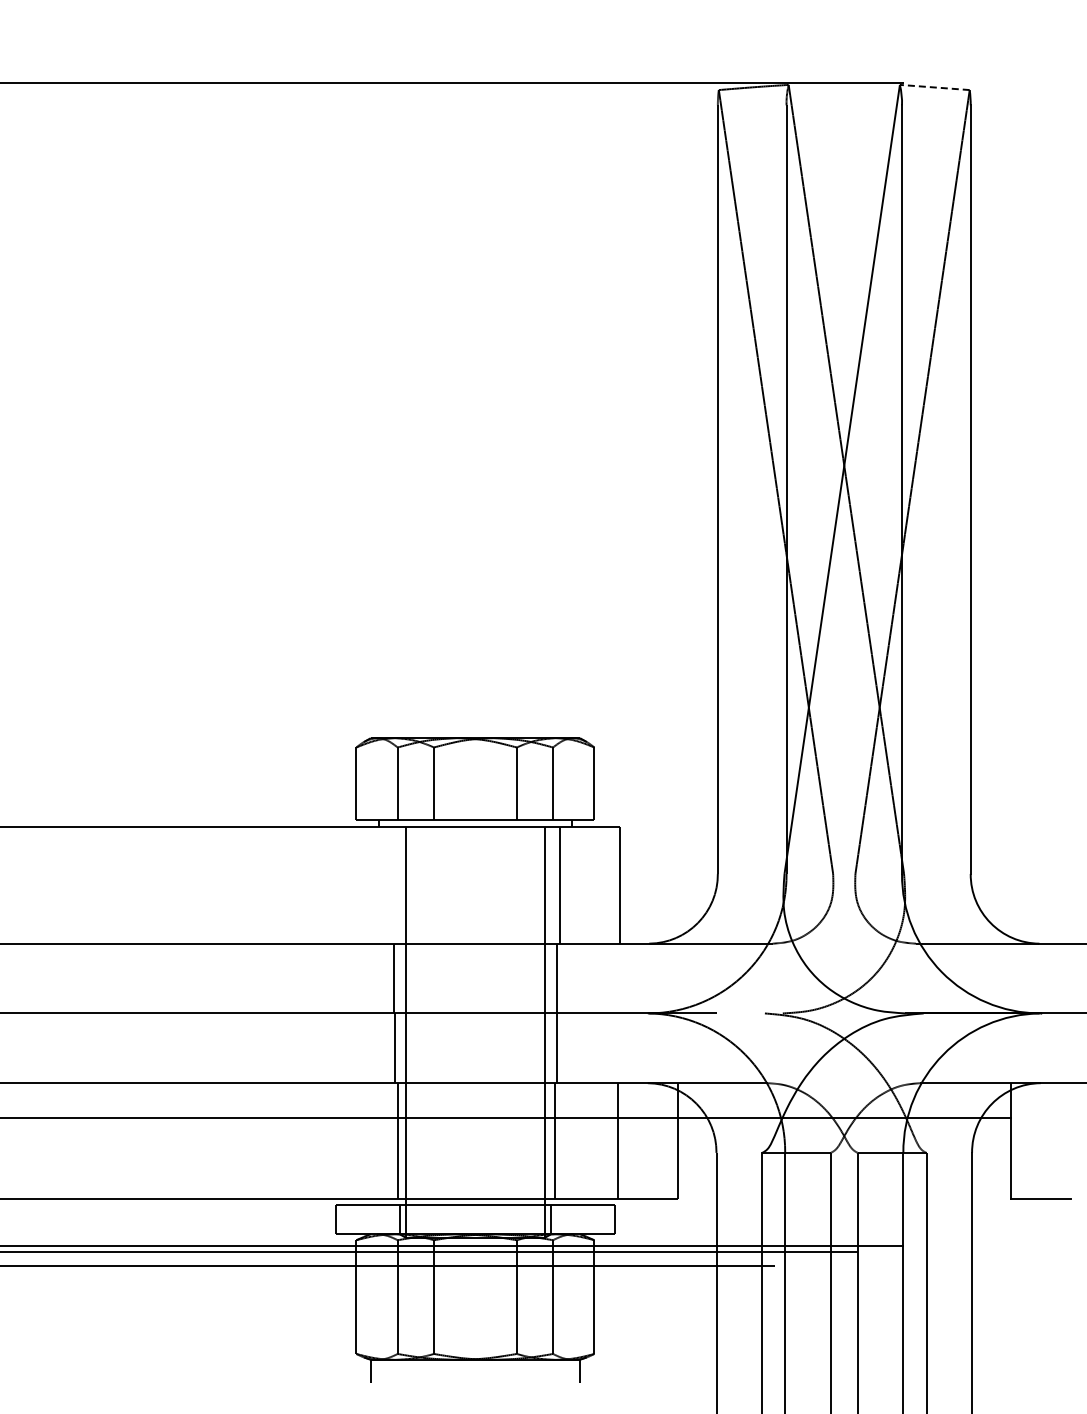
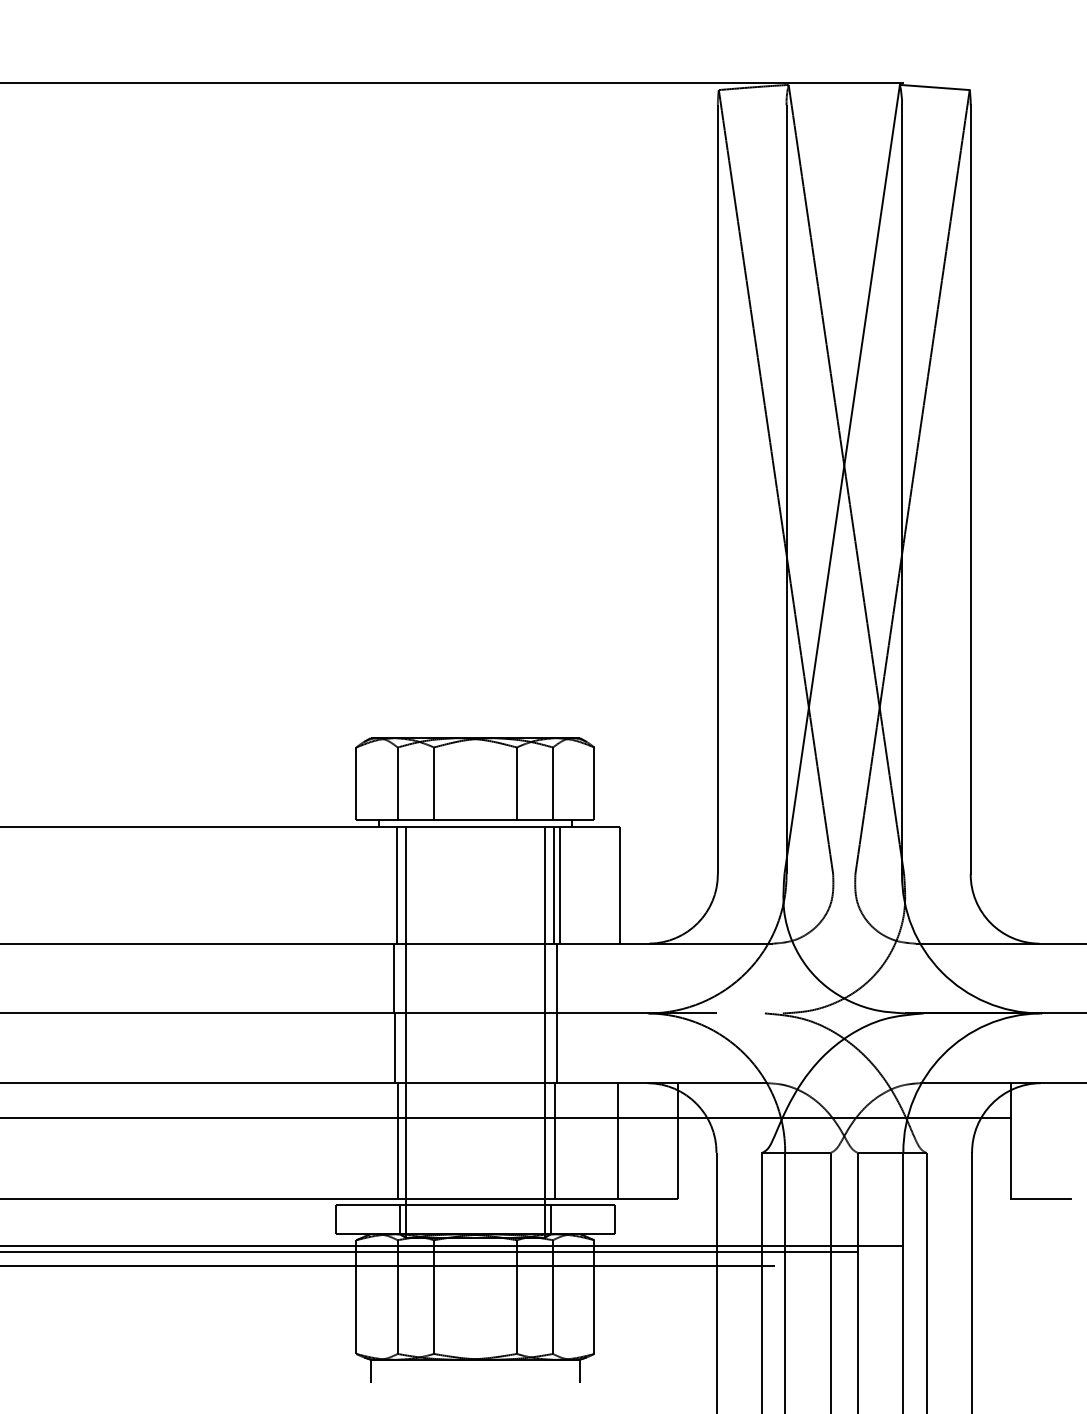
line: dashed -> solid (934, 87)
line: none -> present (396, 885)
line: none -> present (553, 885)
